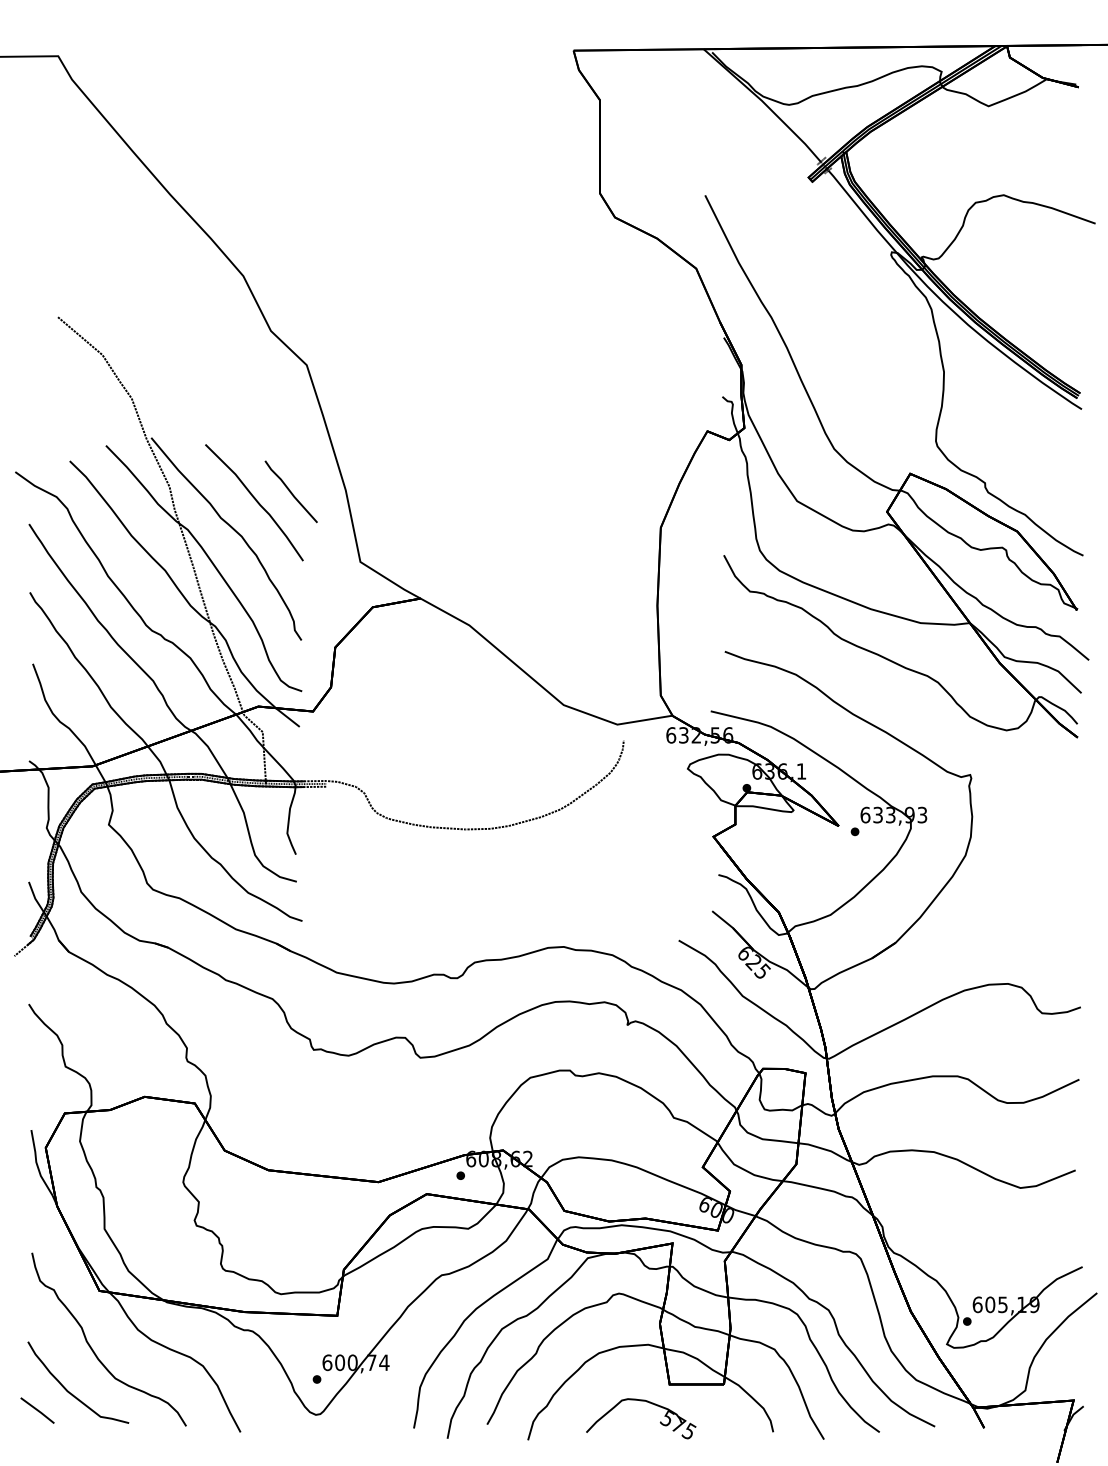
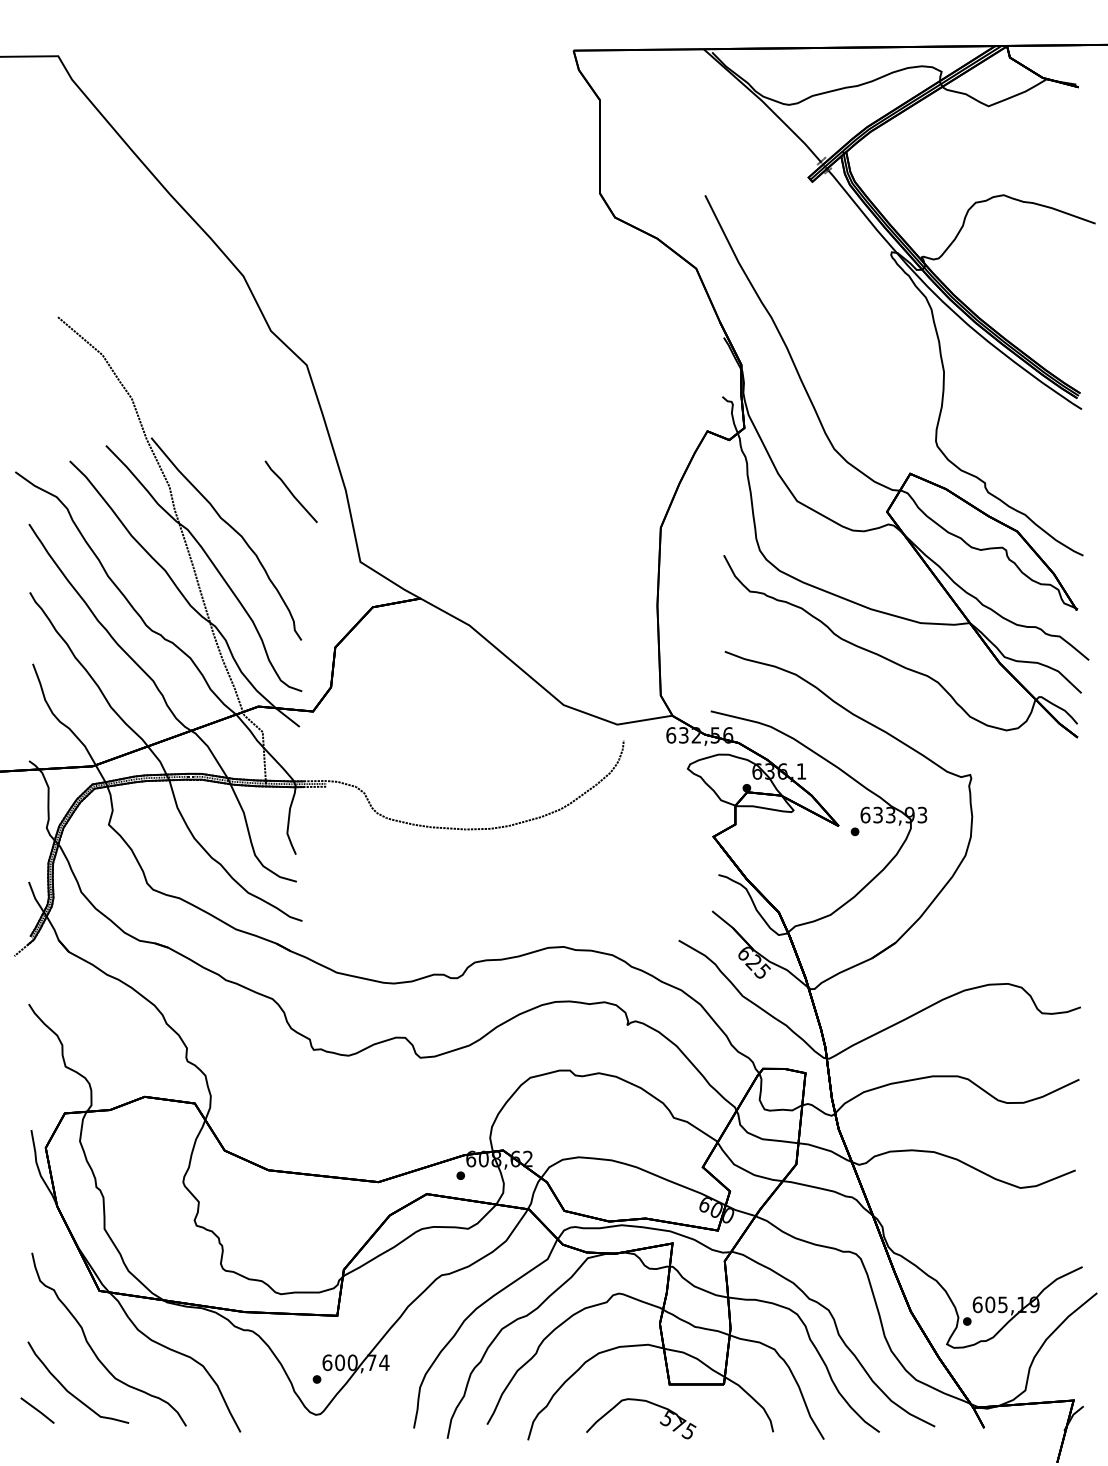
curve: present -> none (256, 502)
